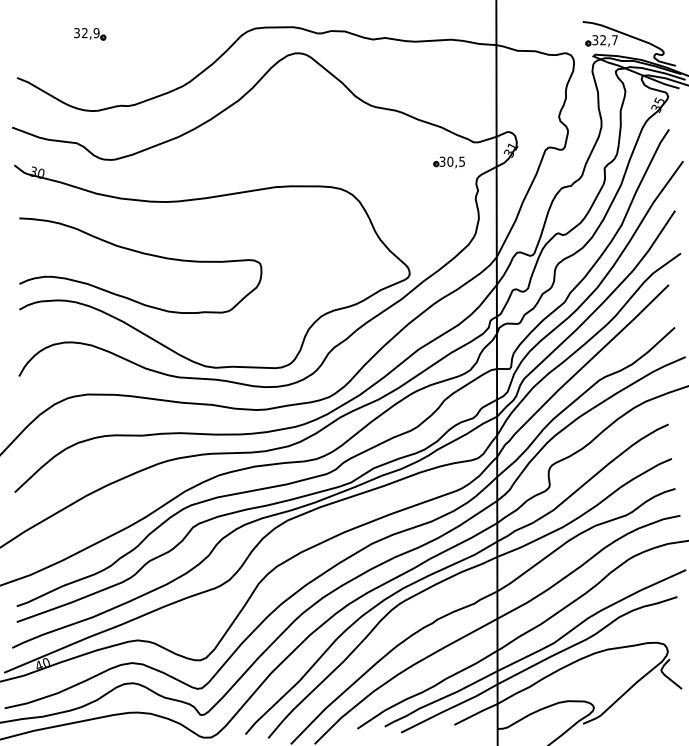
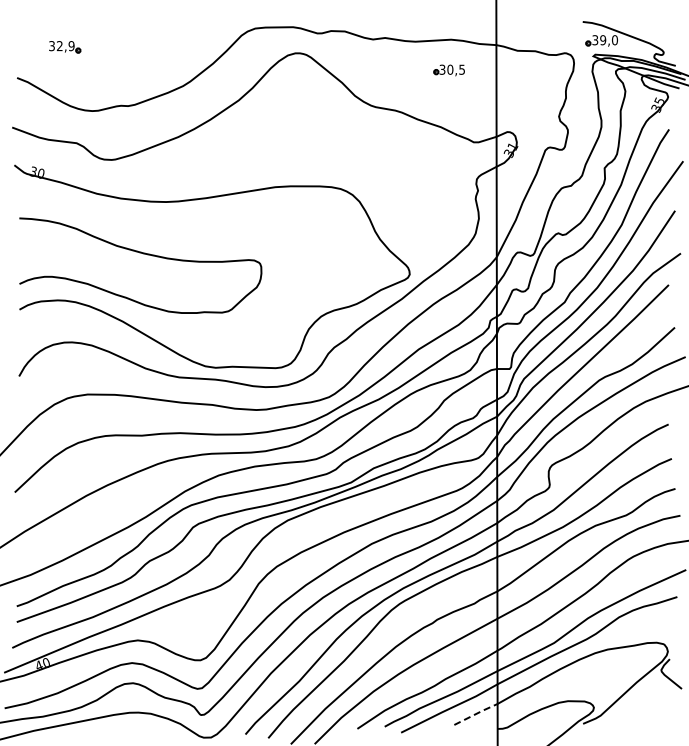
part position: (90, 34) -> (65, 47) (65, 47)
text: 32,7 -> 39,0 (608, 40)
part position: (448, 162) -> (448, 70) (448, 70)
line: solid -> dashed (476, 713)
